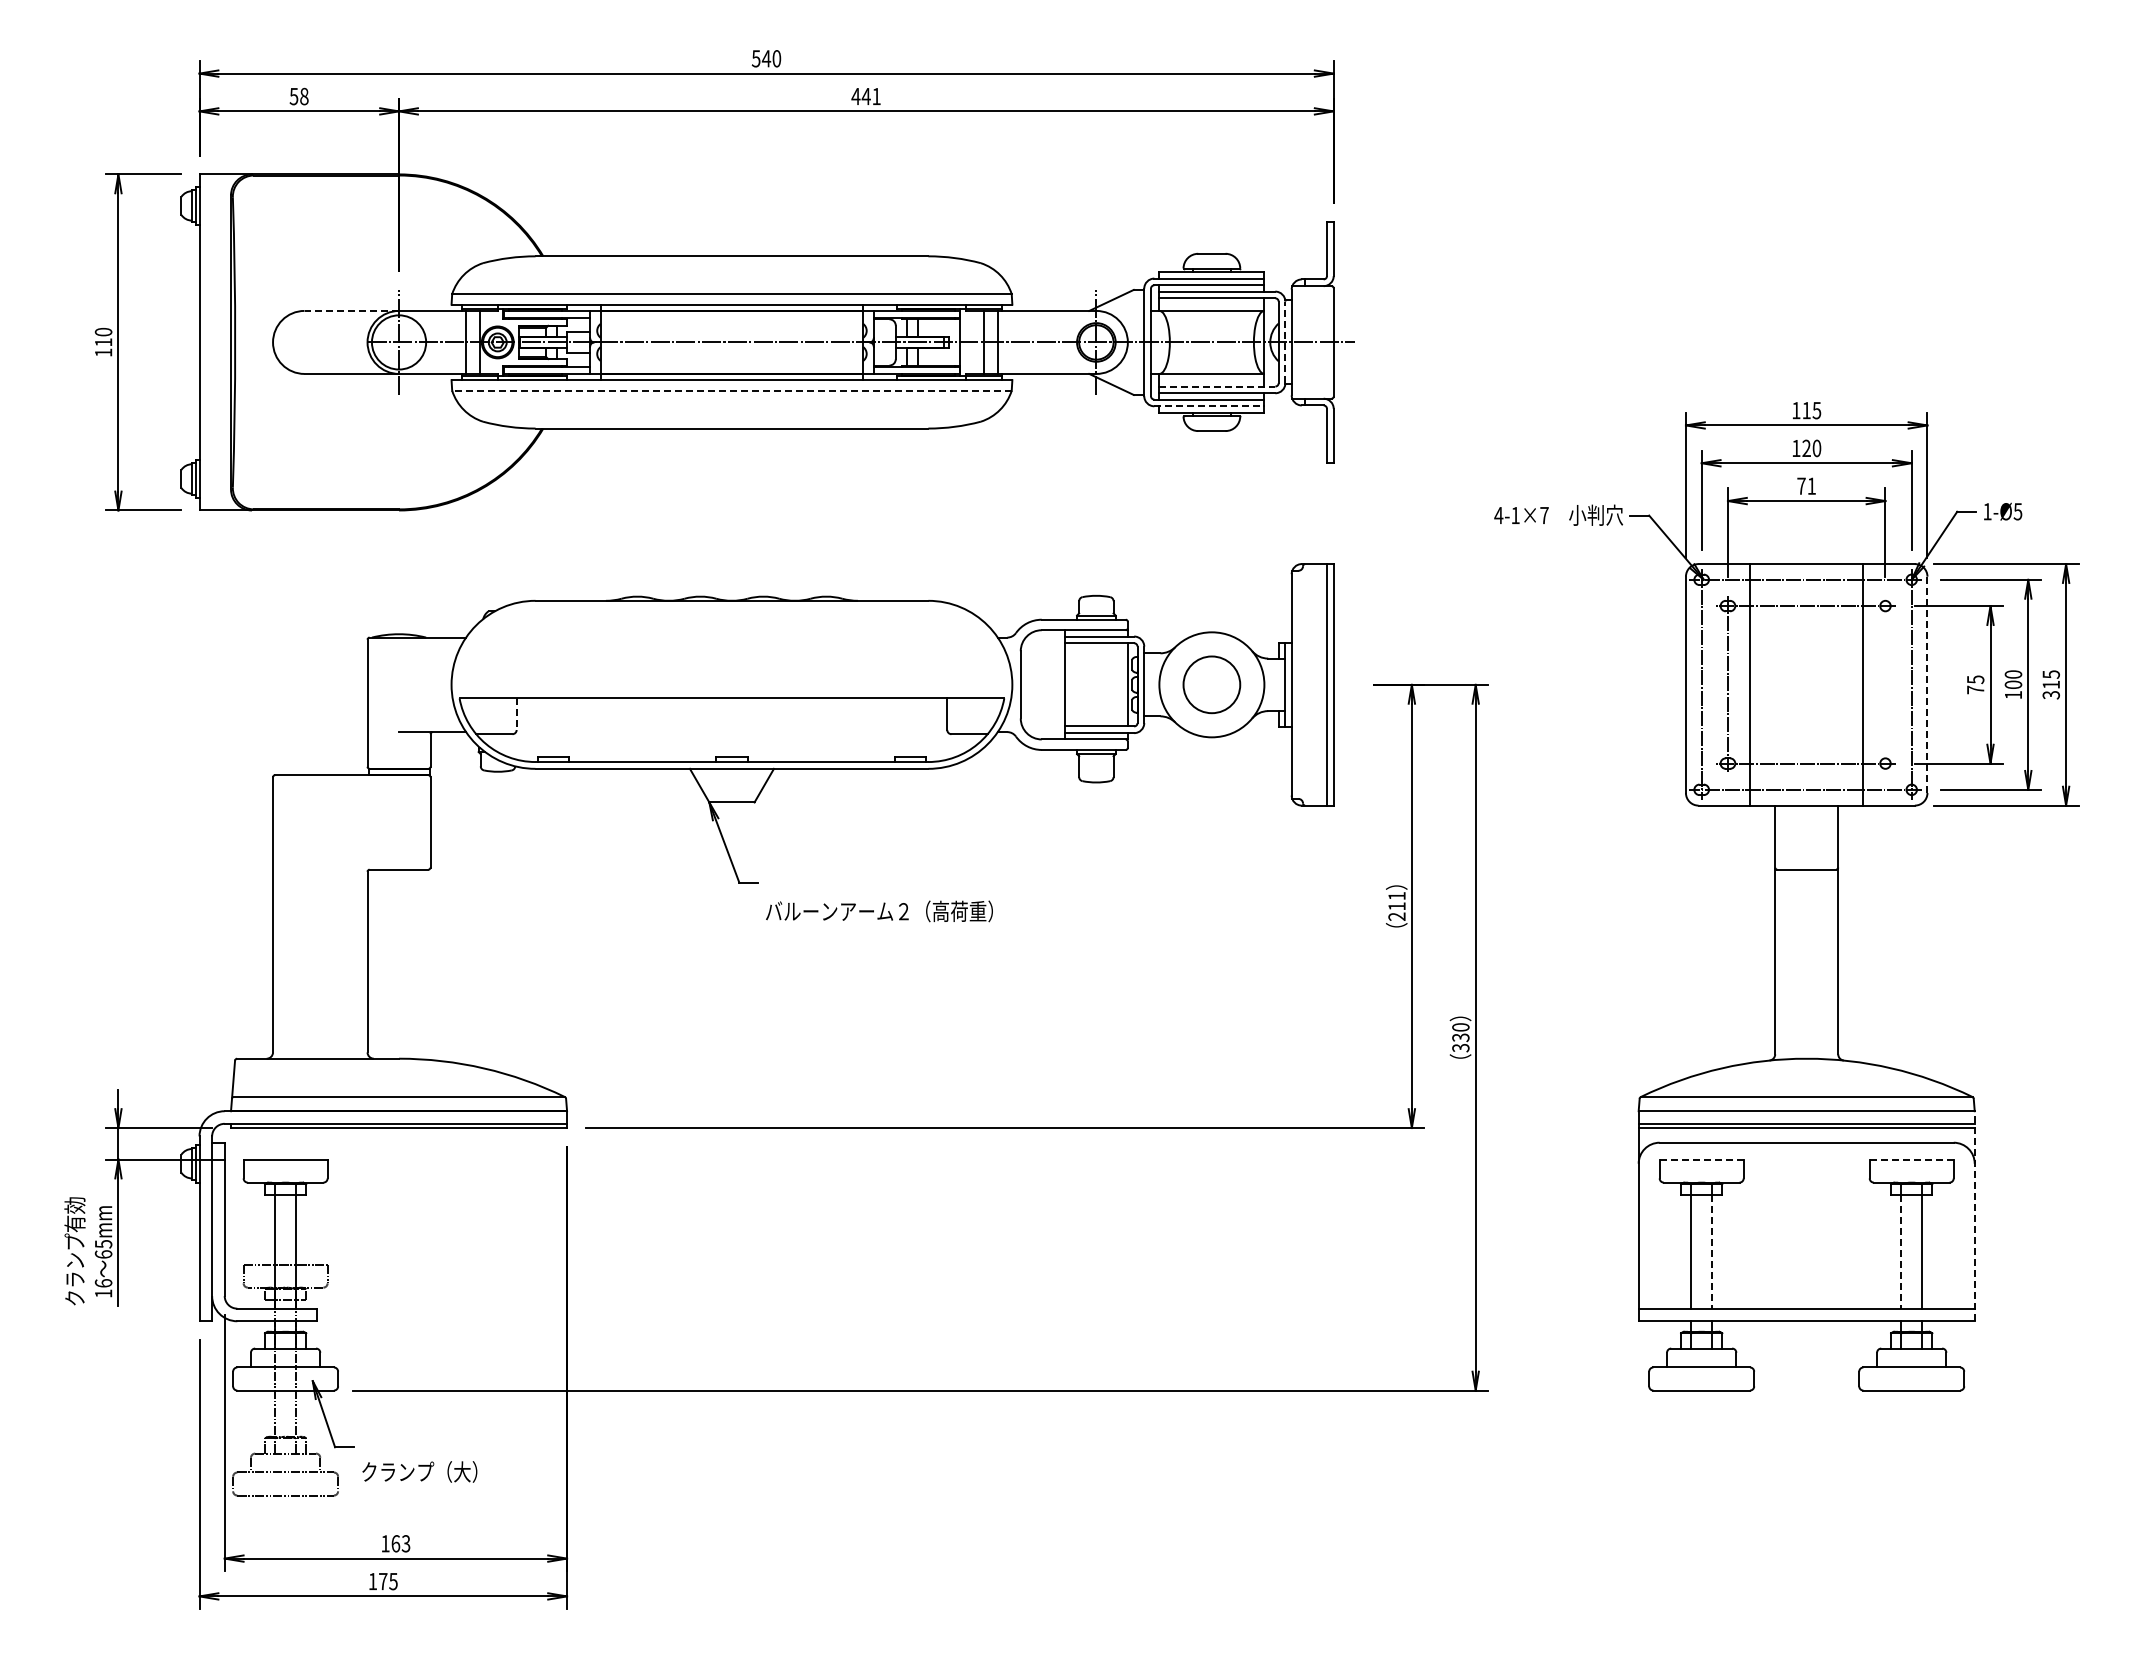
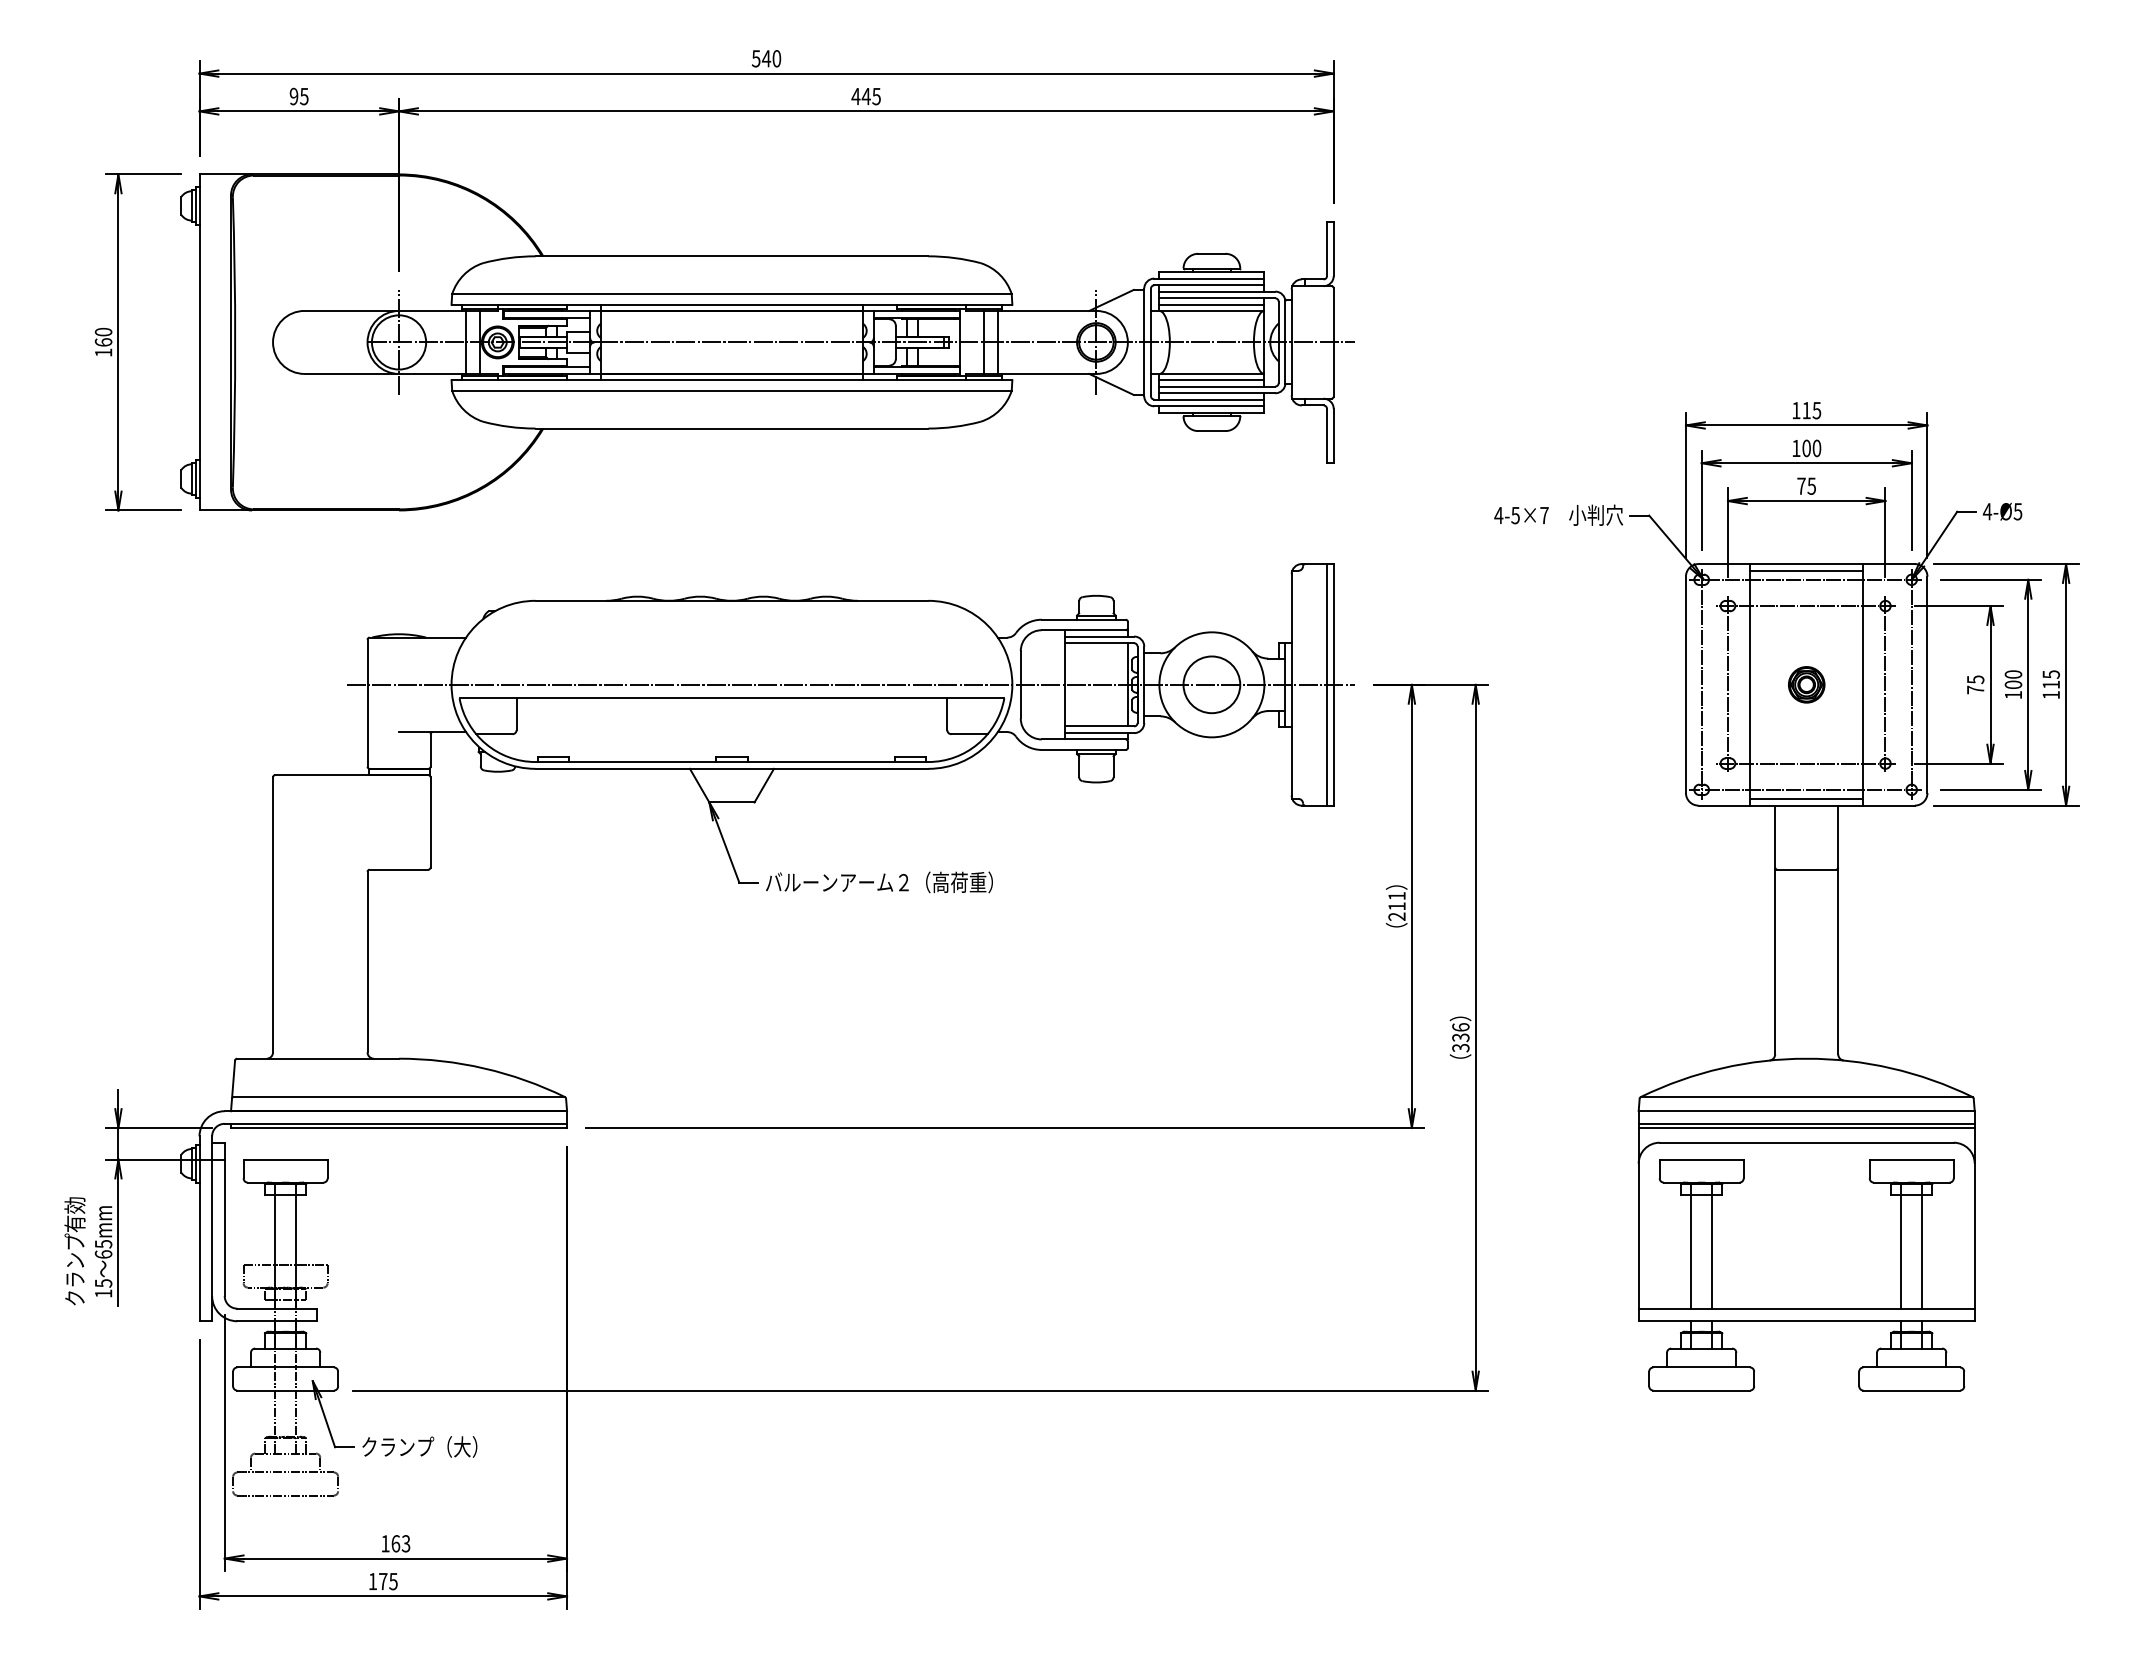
text: 58 -> 95 (298, 96)
text: 441 -> 445 (876, 96)
line: none -> present (1211, 304)
line: dashed -> solid (351, 310)
text: 110 -> 160 (103, 342)
line: dashed -> solid (1285, 342)
line: none -> present (1211, 380)
line: dashed -> solid (1217, 386)
line: dashed -> solid (731, 390)
line: dashed -> solid (1209, 406)
text: 120 -> 100 (1806, 448)
text: 71 -> 75 (1811, 485)
text: 1-Ø5 -> 4-Ø5 (1987, 511)
text: 4-1×7 -> 4-5×7 (1515, 515)
line: none -> present (1806, 570)
line: none -> present (850, 684)
part: none -> present (1806, 684)
line: none -> present (1885, 684)
line: dashed -> solid (1927, 685)
text: 315 -> 115 (2051, 695)
line: dashed -> solid (516, 714)
line: none -> present (1806, 798)
text position: (879, 911) -> (879, 882) (879, 882)
text: 330 -> 336 (1460, 1027)
line: dashed -> solid (1701, 1159)
line: dashed -> solid (1912, 1159)
line: dashed -> solid (1974, 1215)
line: dashed -> solid (1712, 1251)
line: dashed -> solid (1901, 1251)
text: 16 -> 15 (103, 1283)
text position: (419, 1471) -> (419, 1446) (419, 1446)
